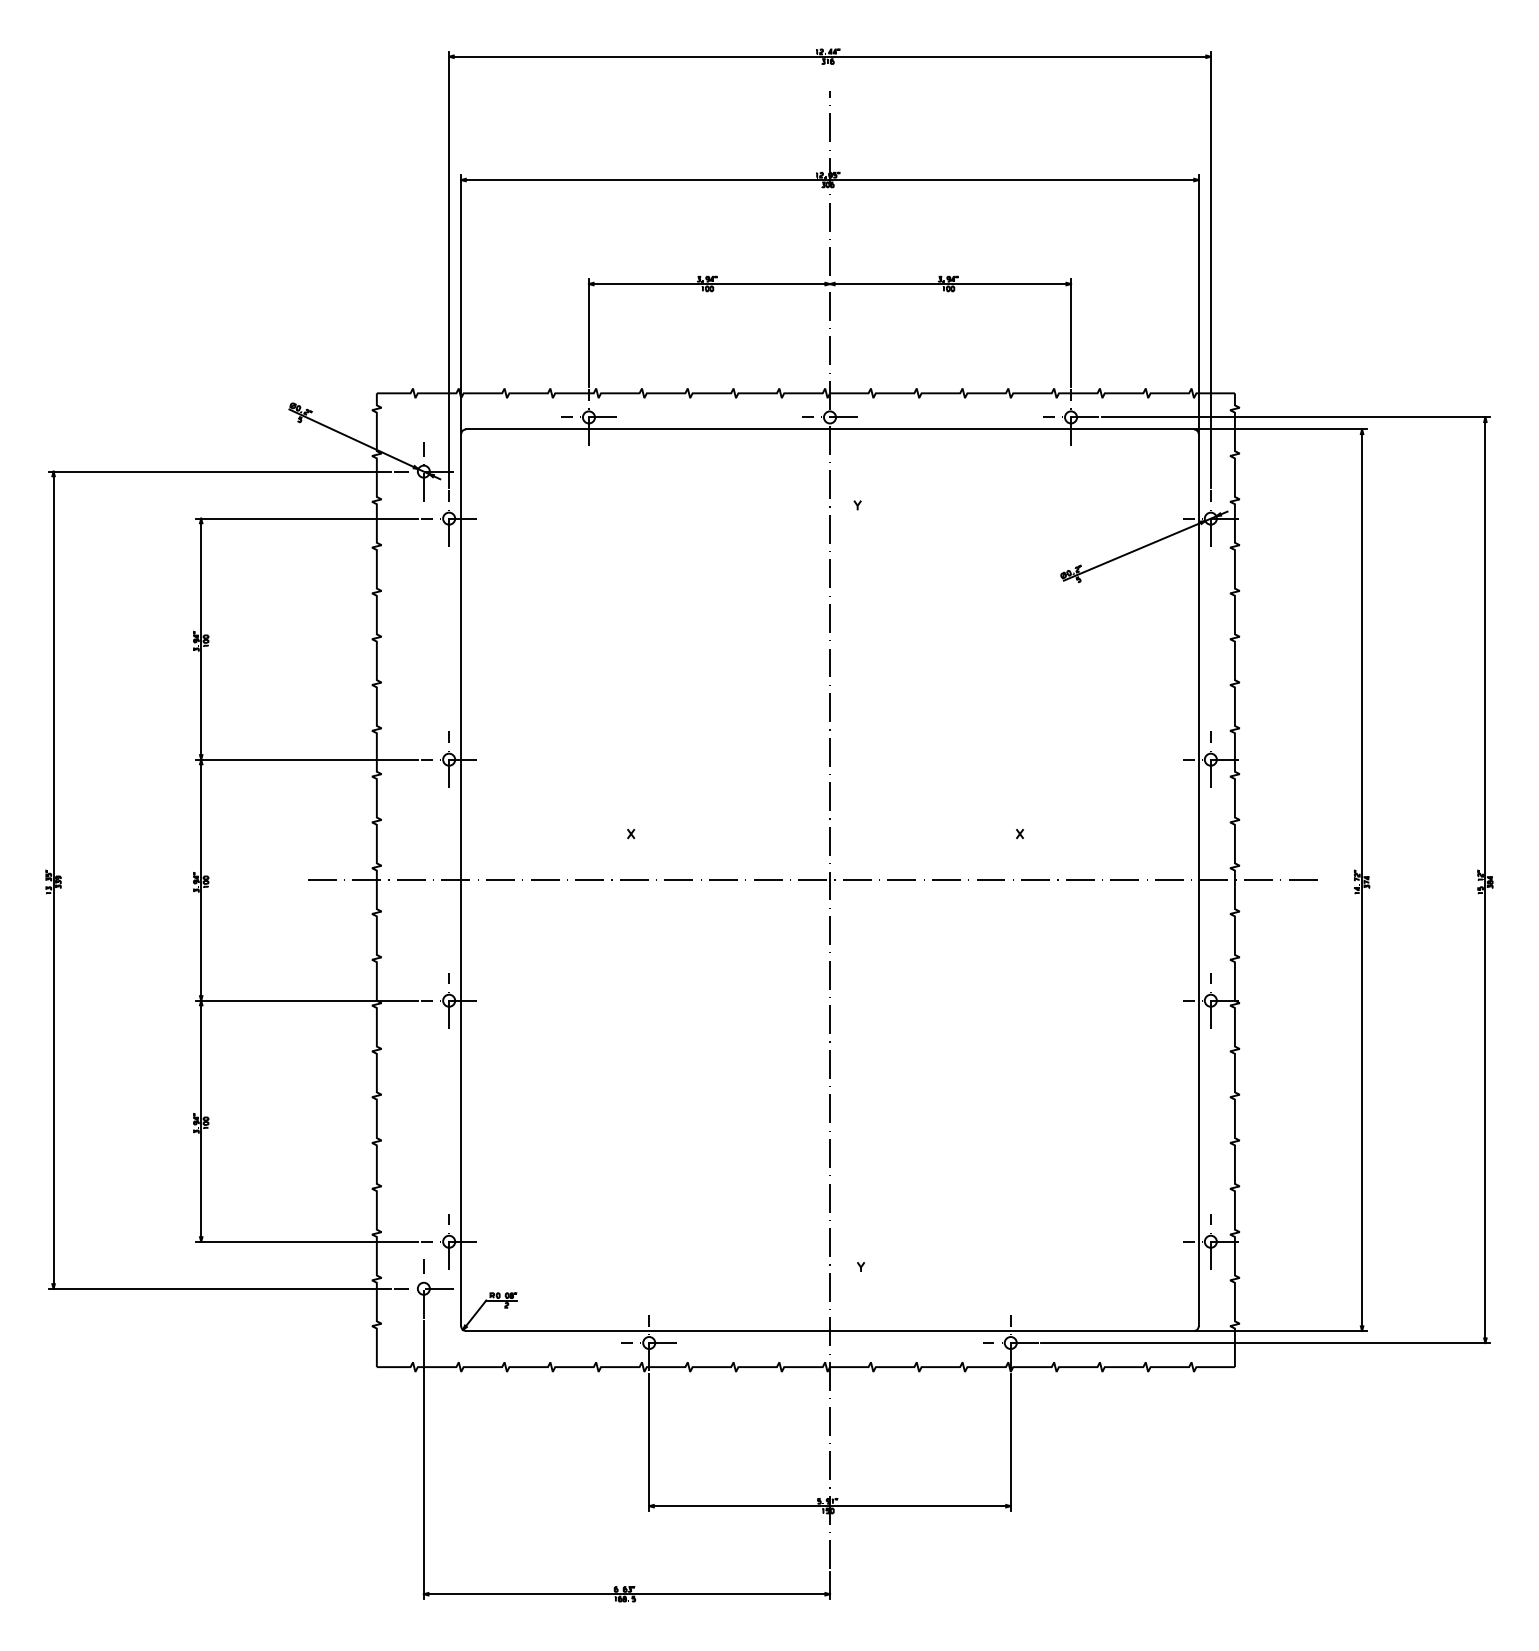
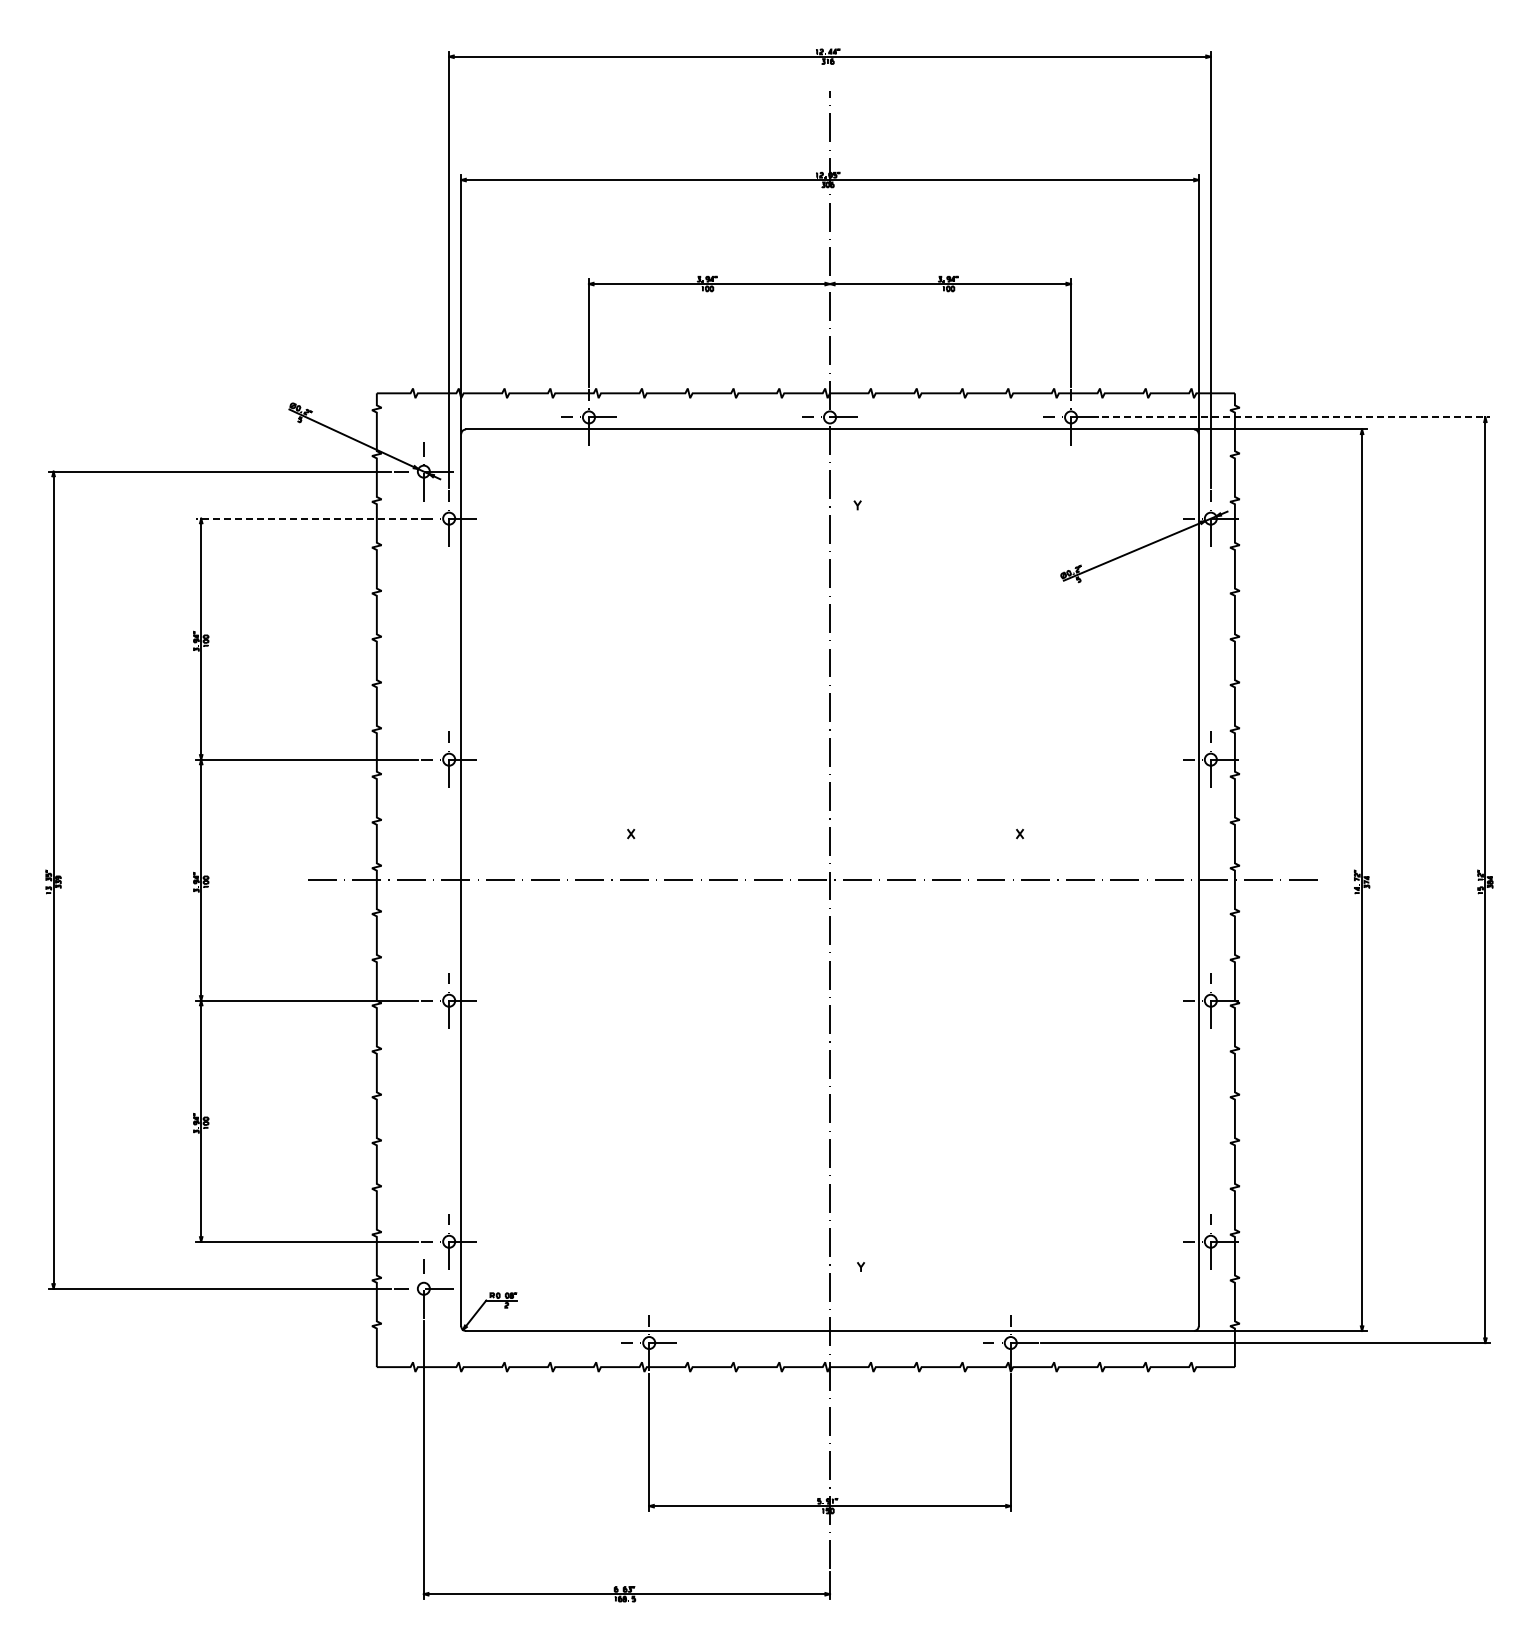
line: solid -> dashed (1296, 417)
line: solid -> dashed (306, 518)
